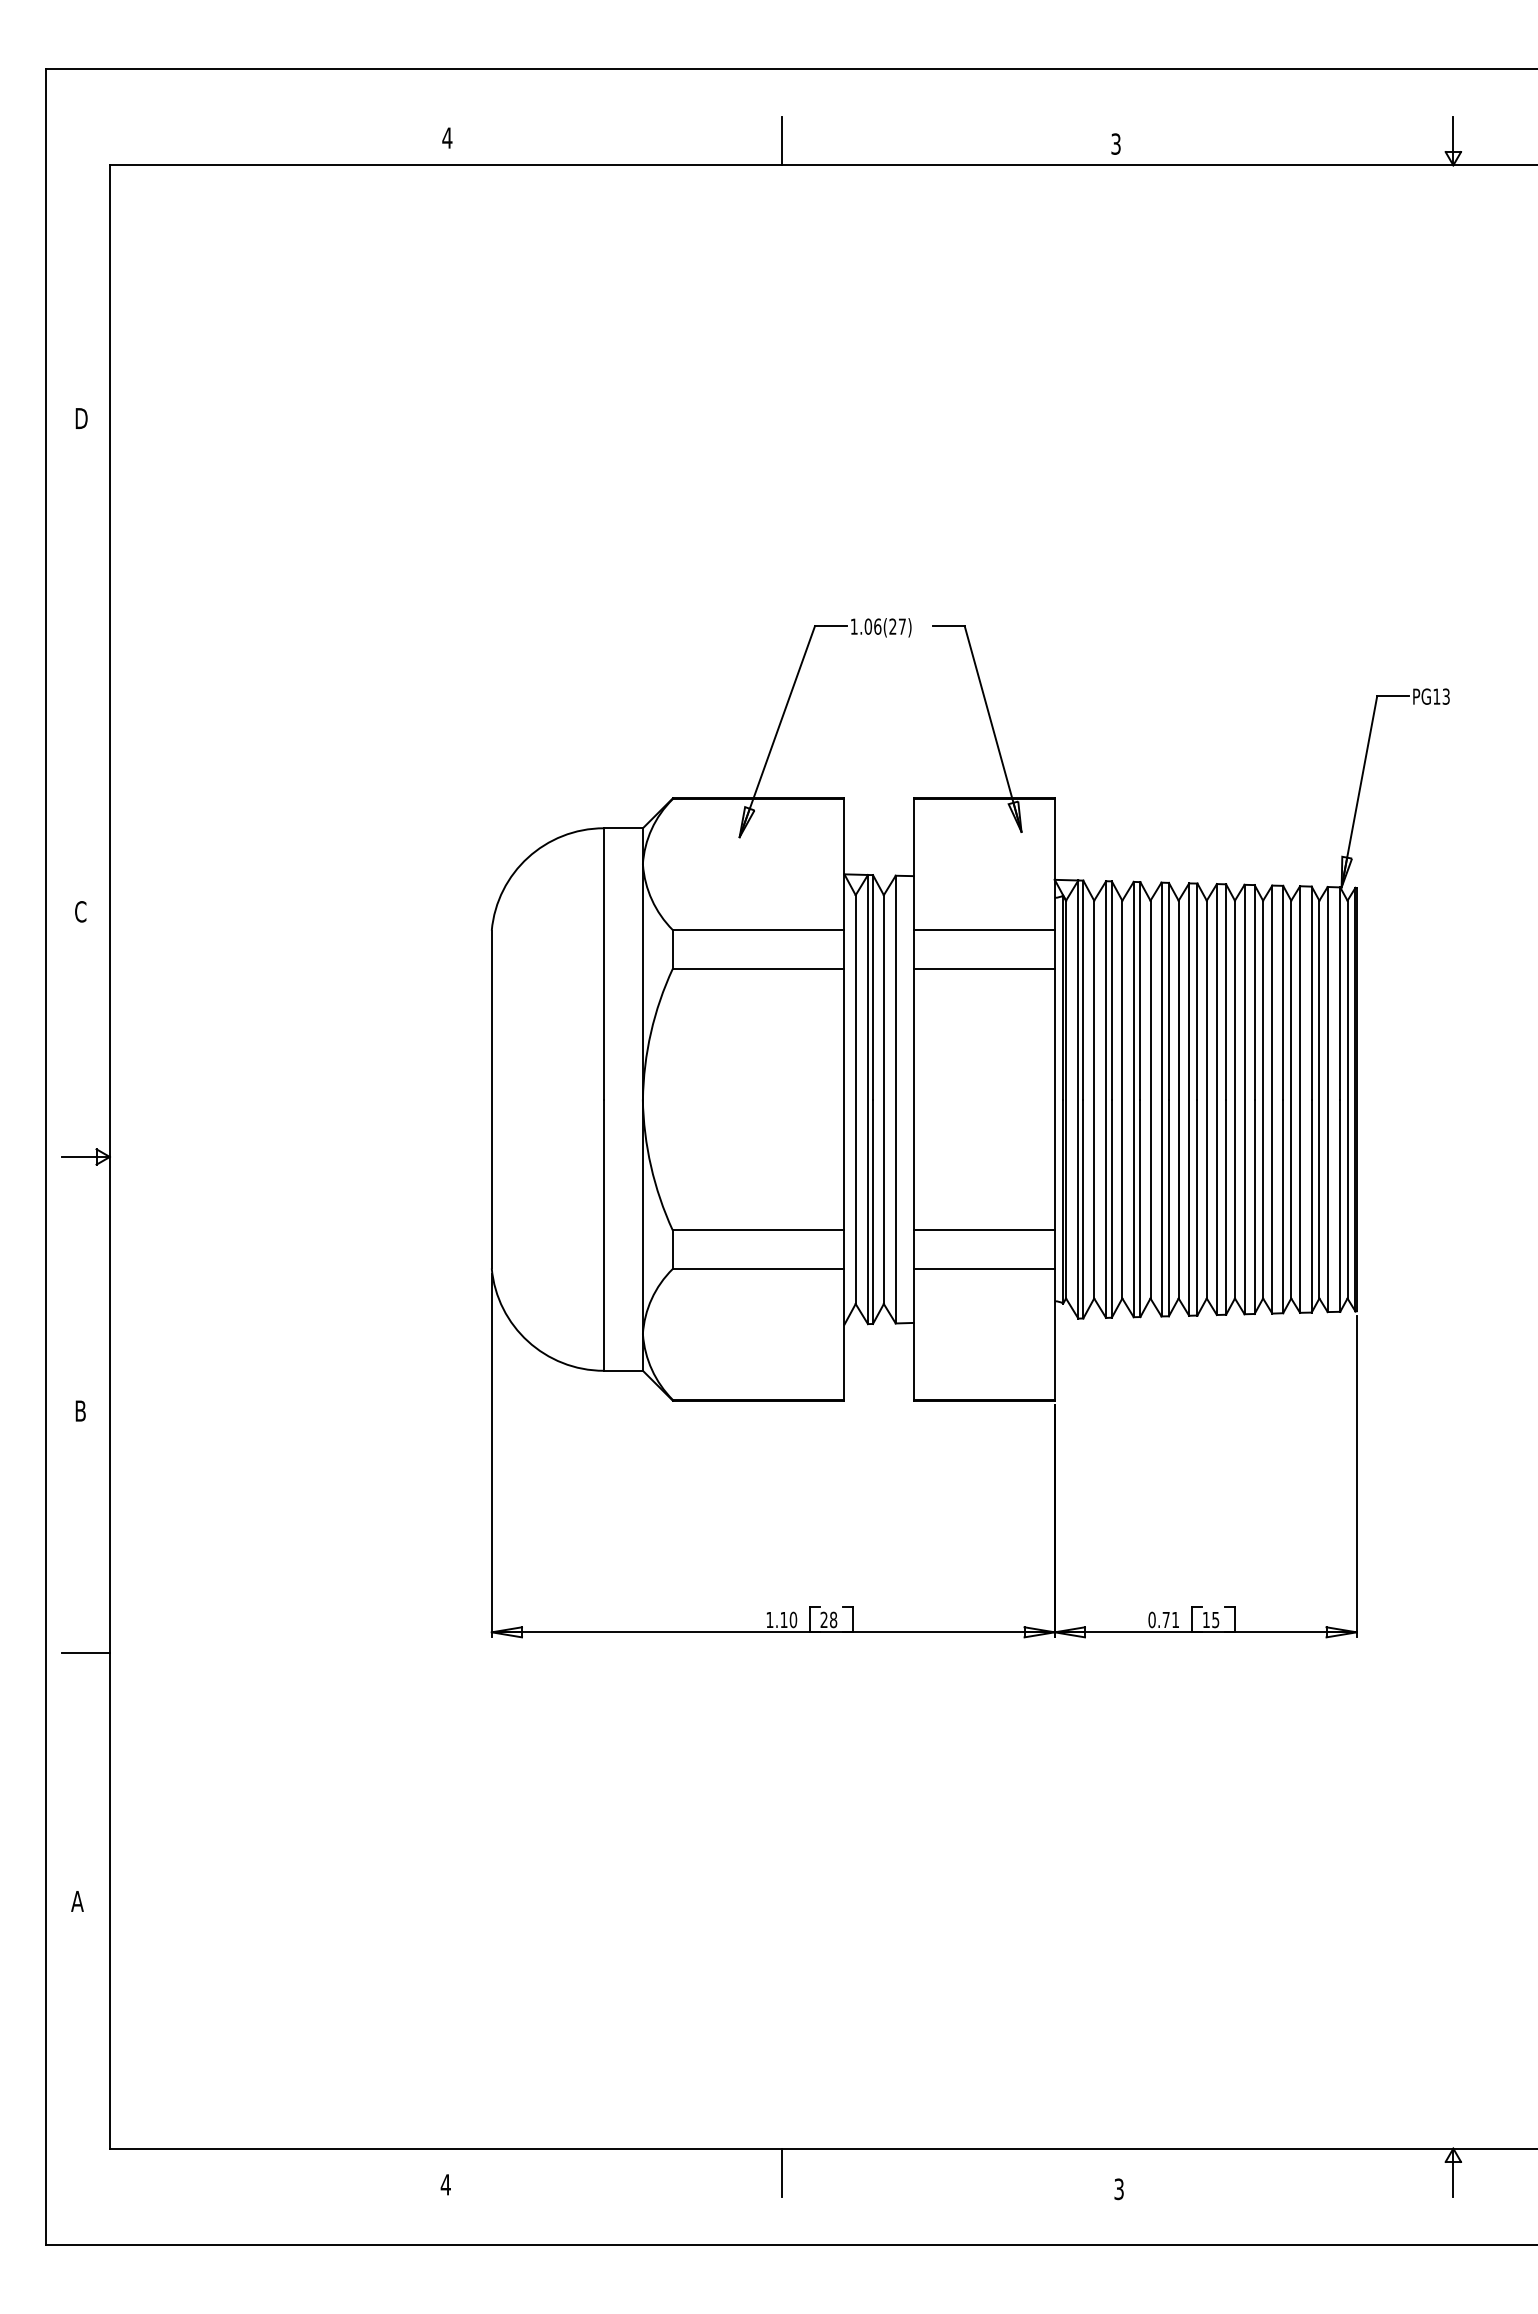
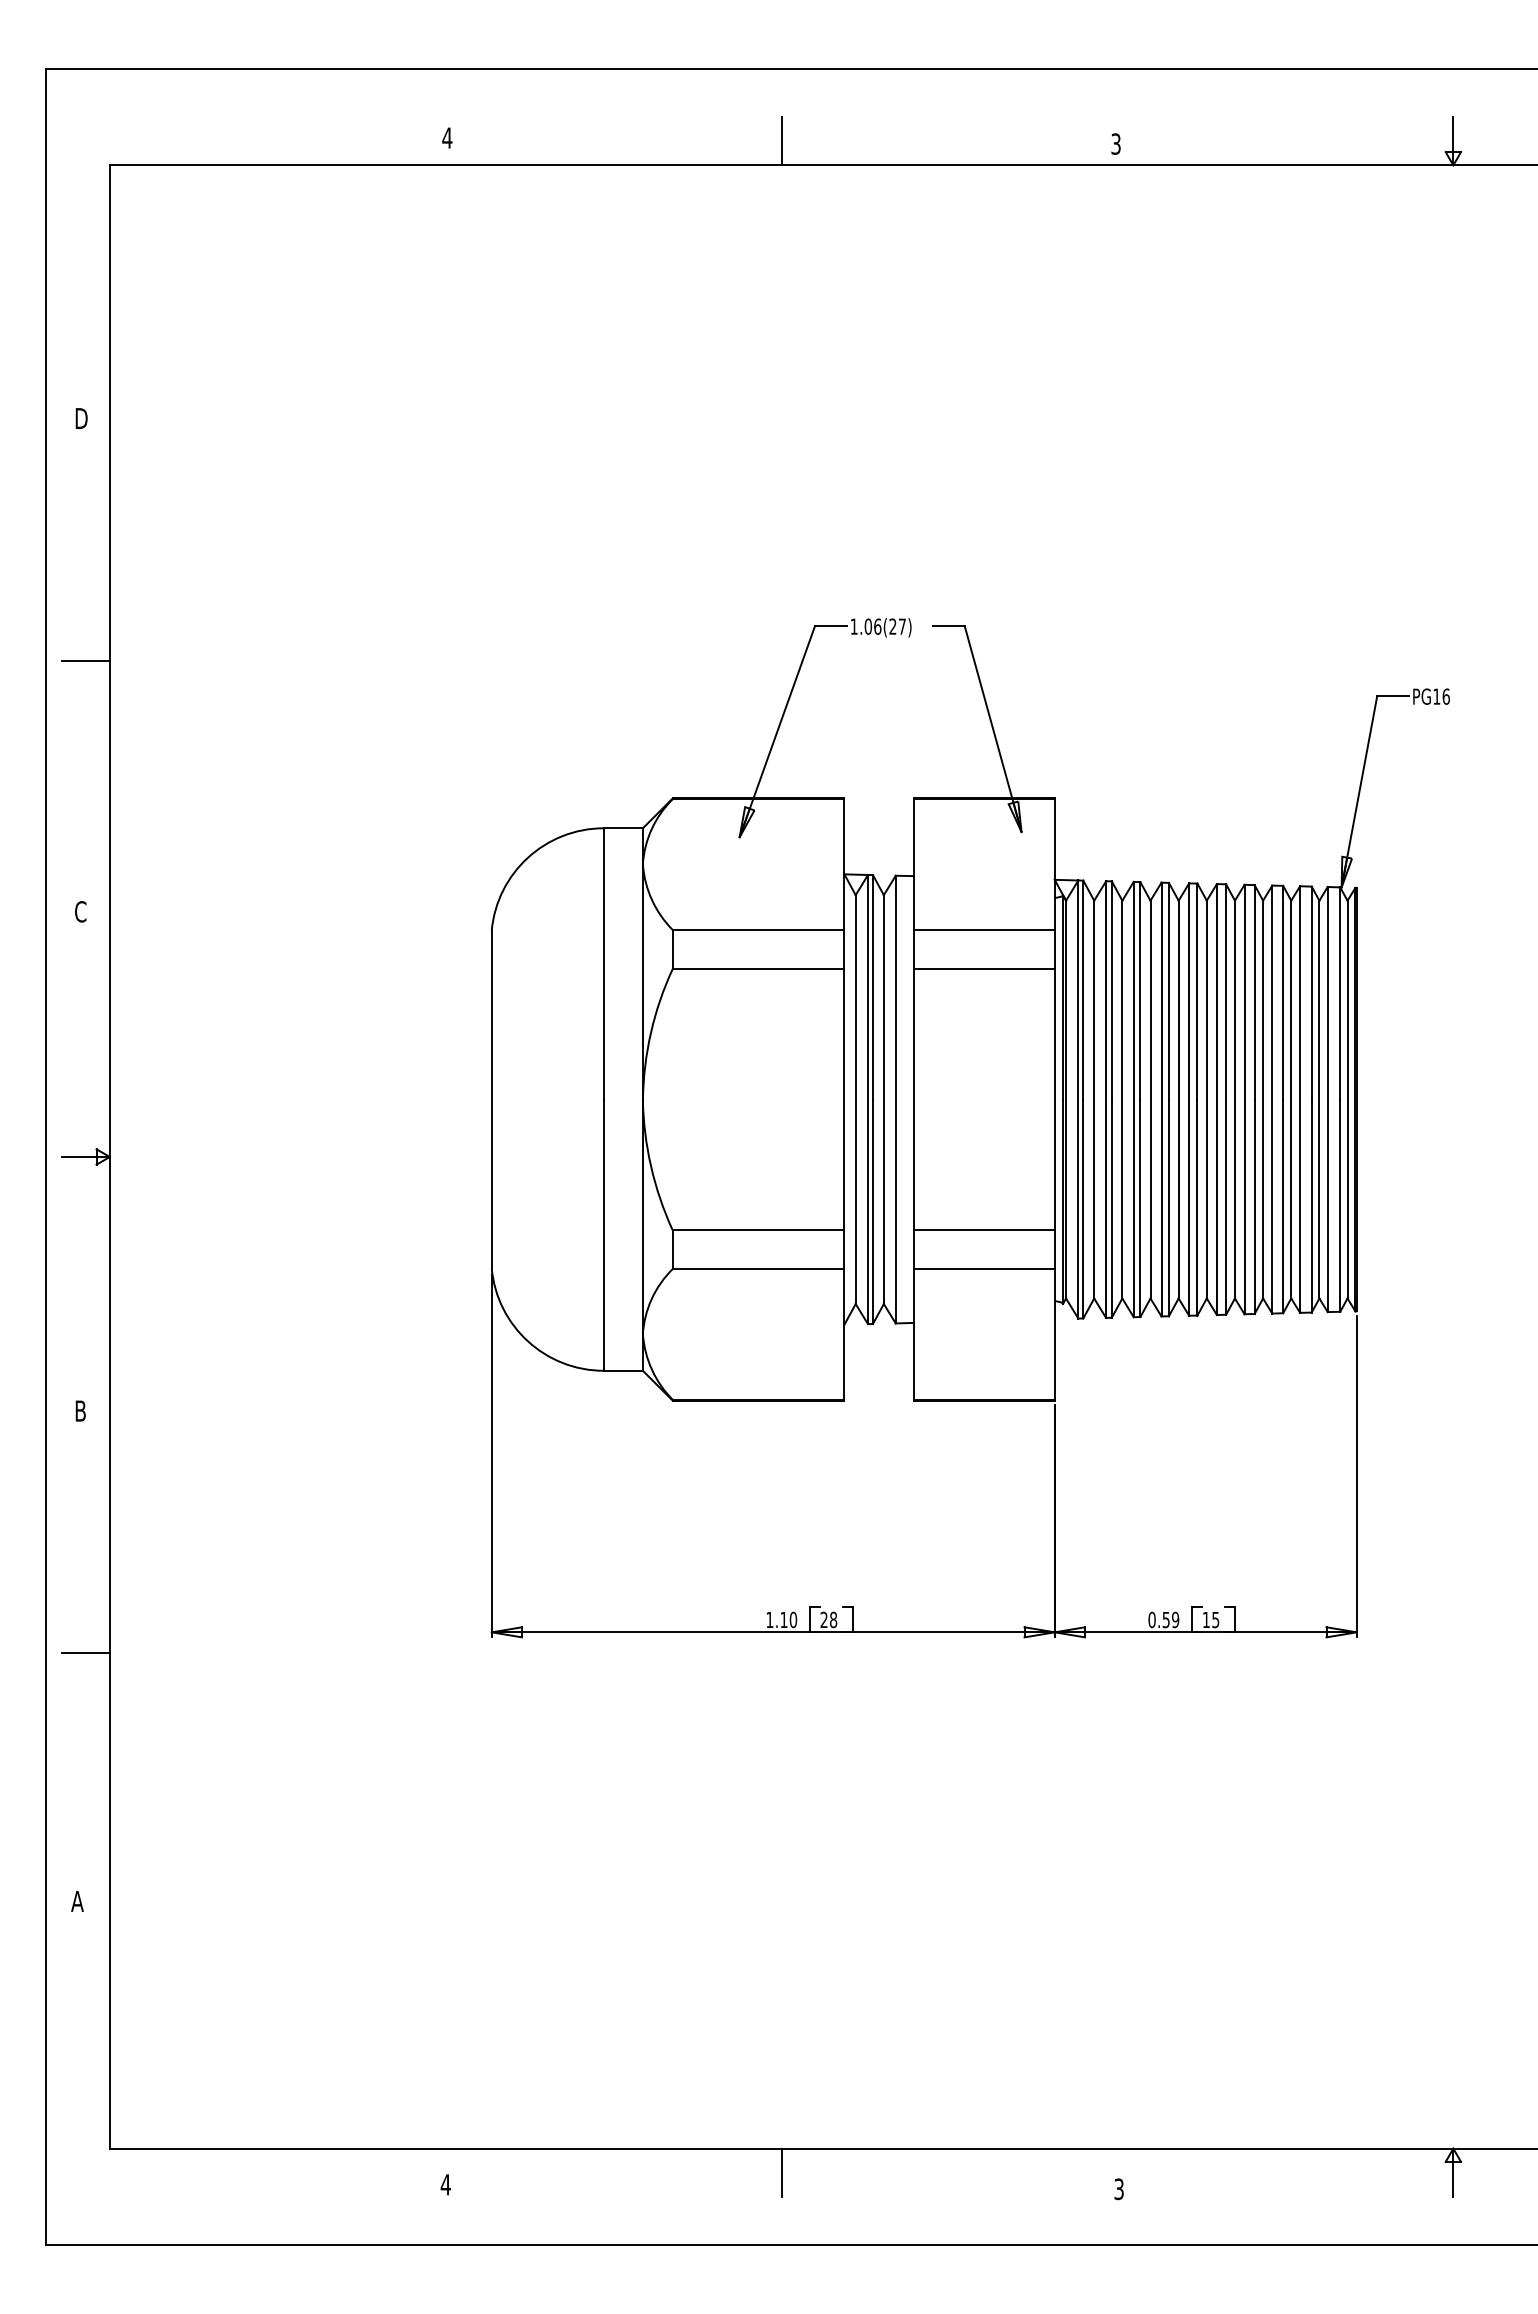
line: none -> present (85, 661)
text: PG13 -> PG16 (1445, 696)
text: 0.71 -> 0.59 (1170, 1619)
